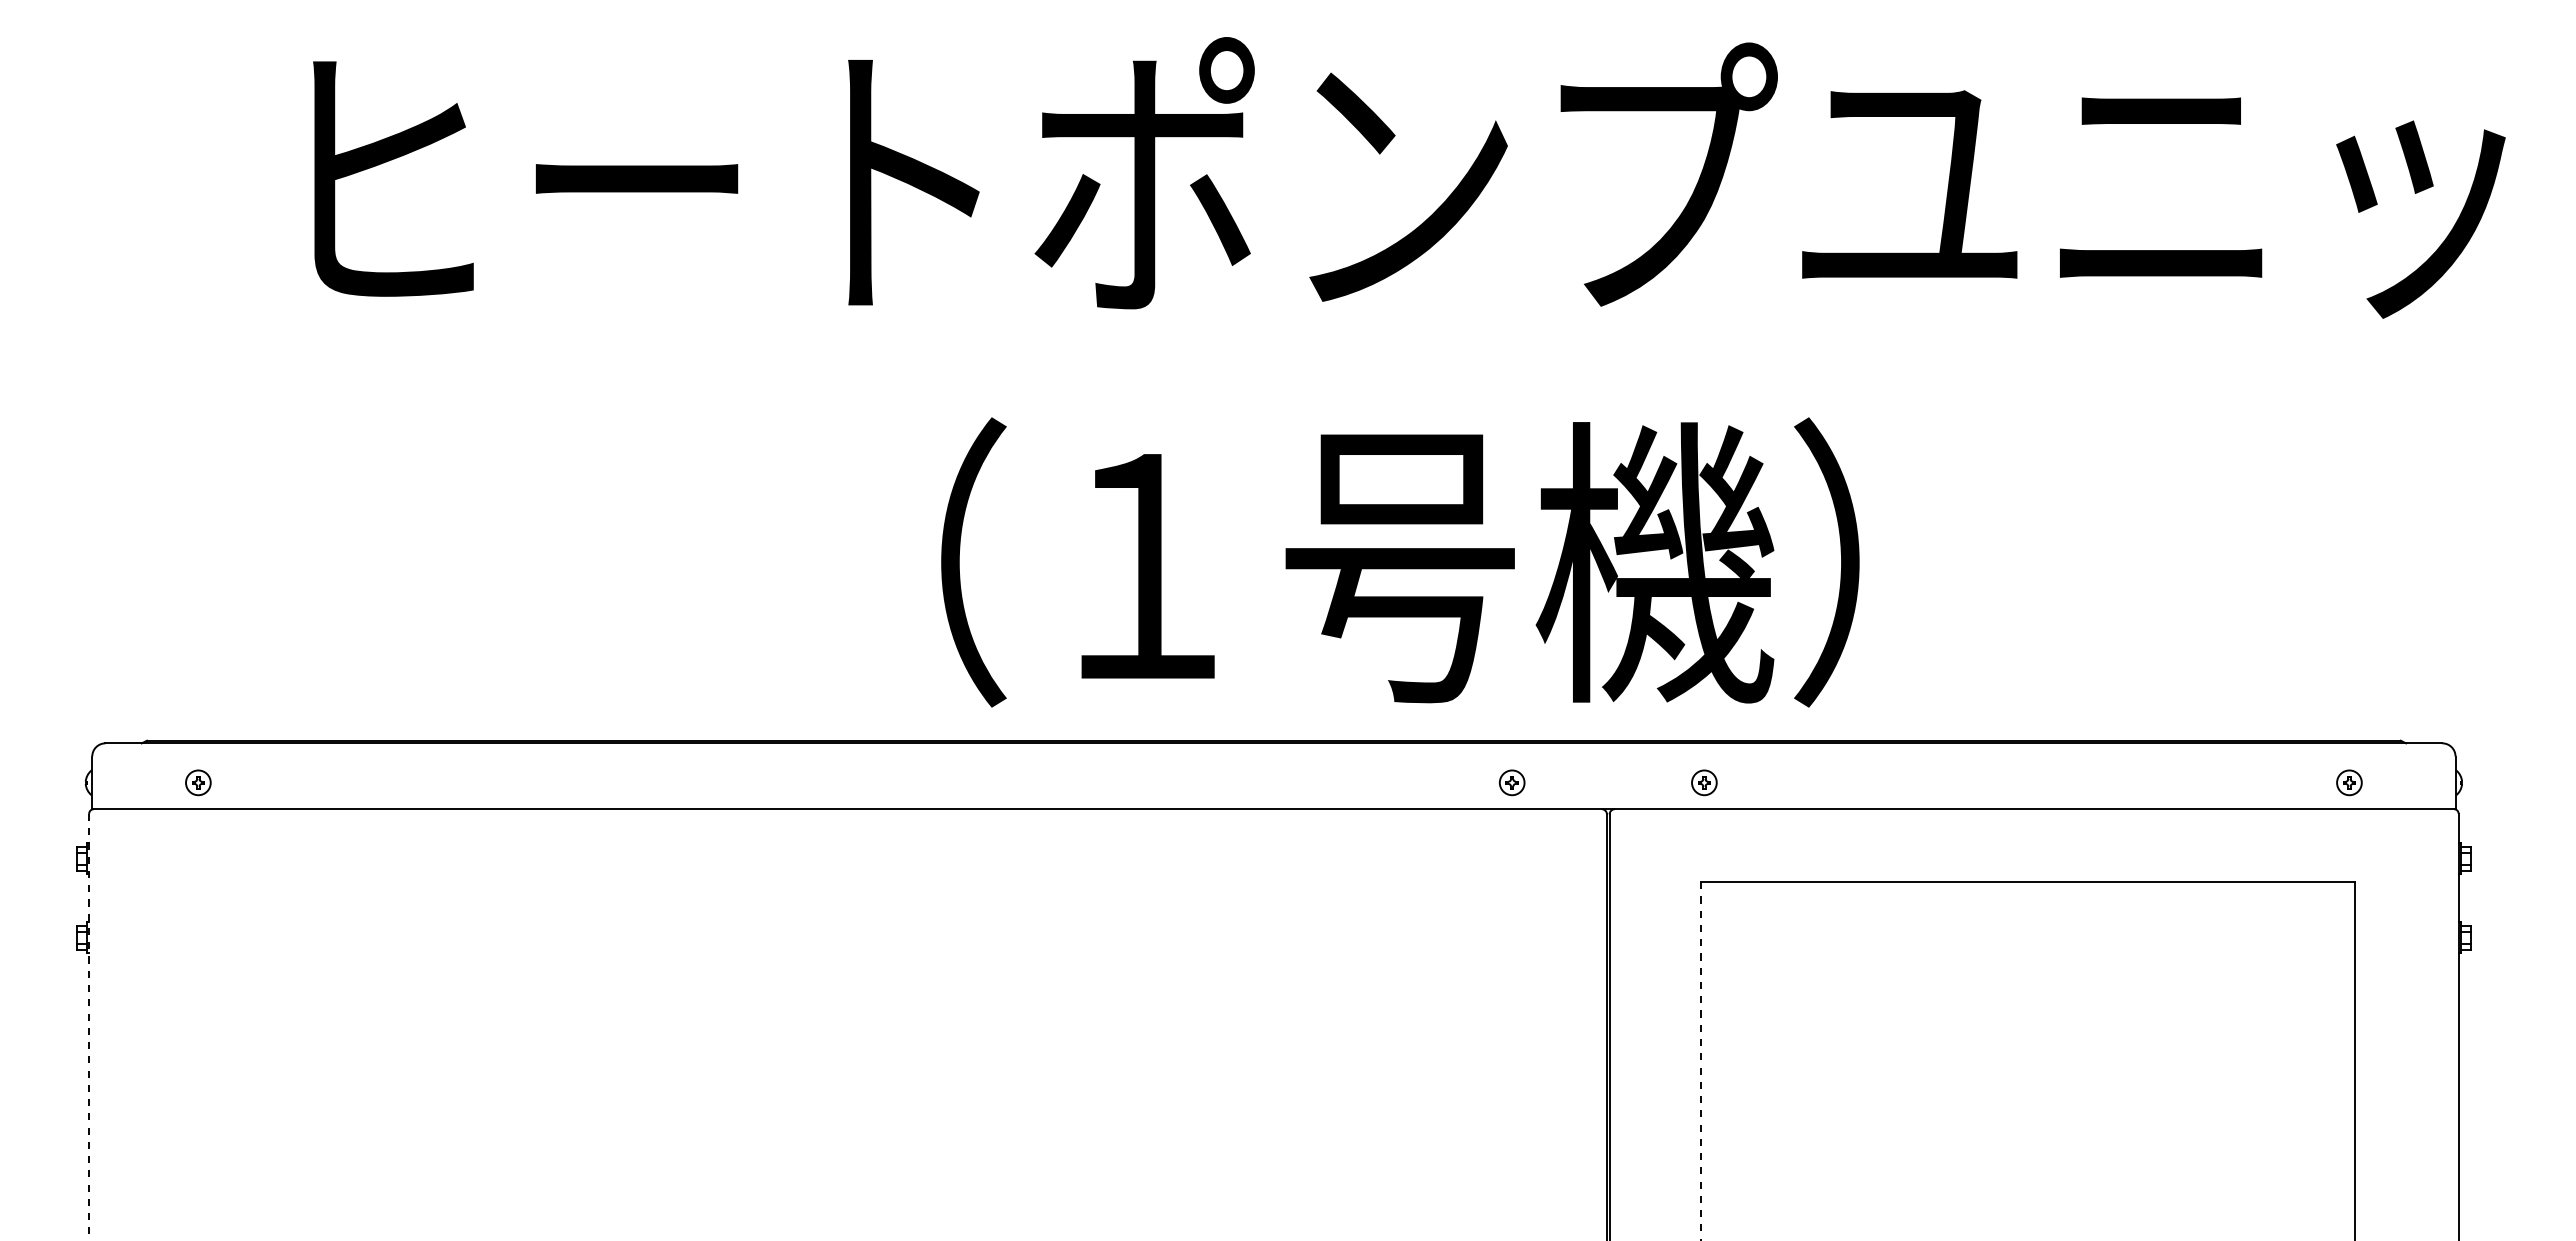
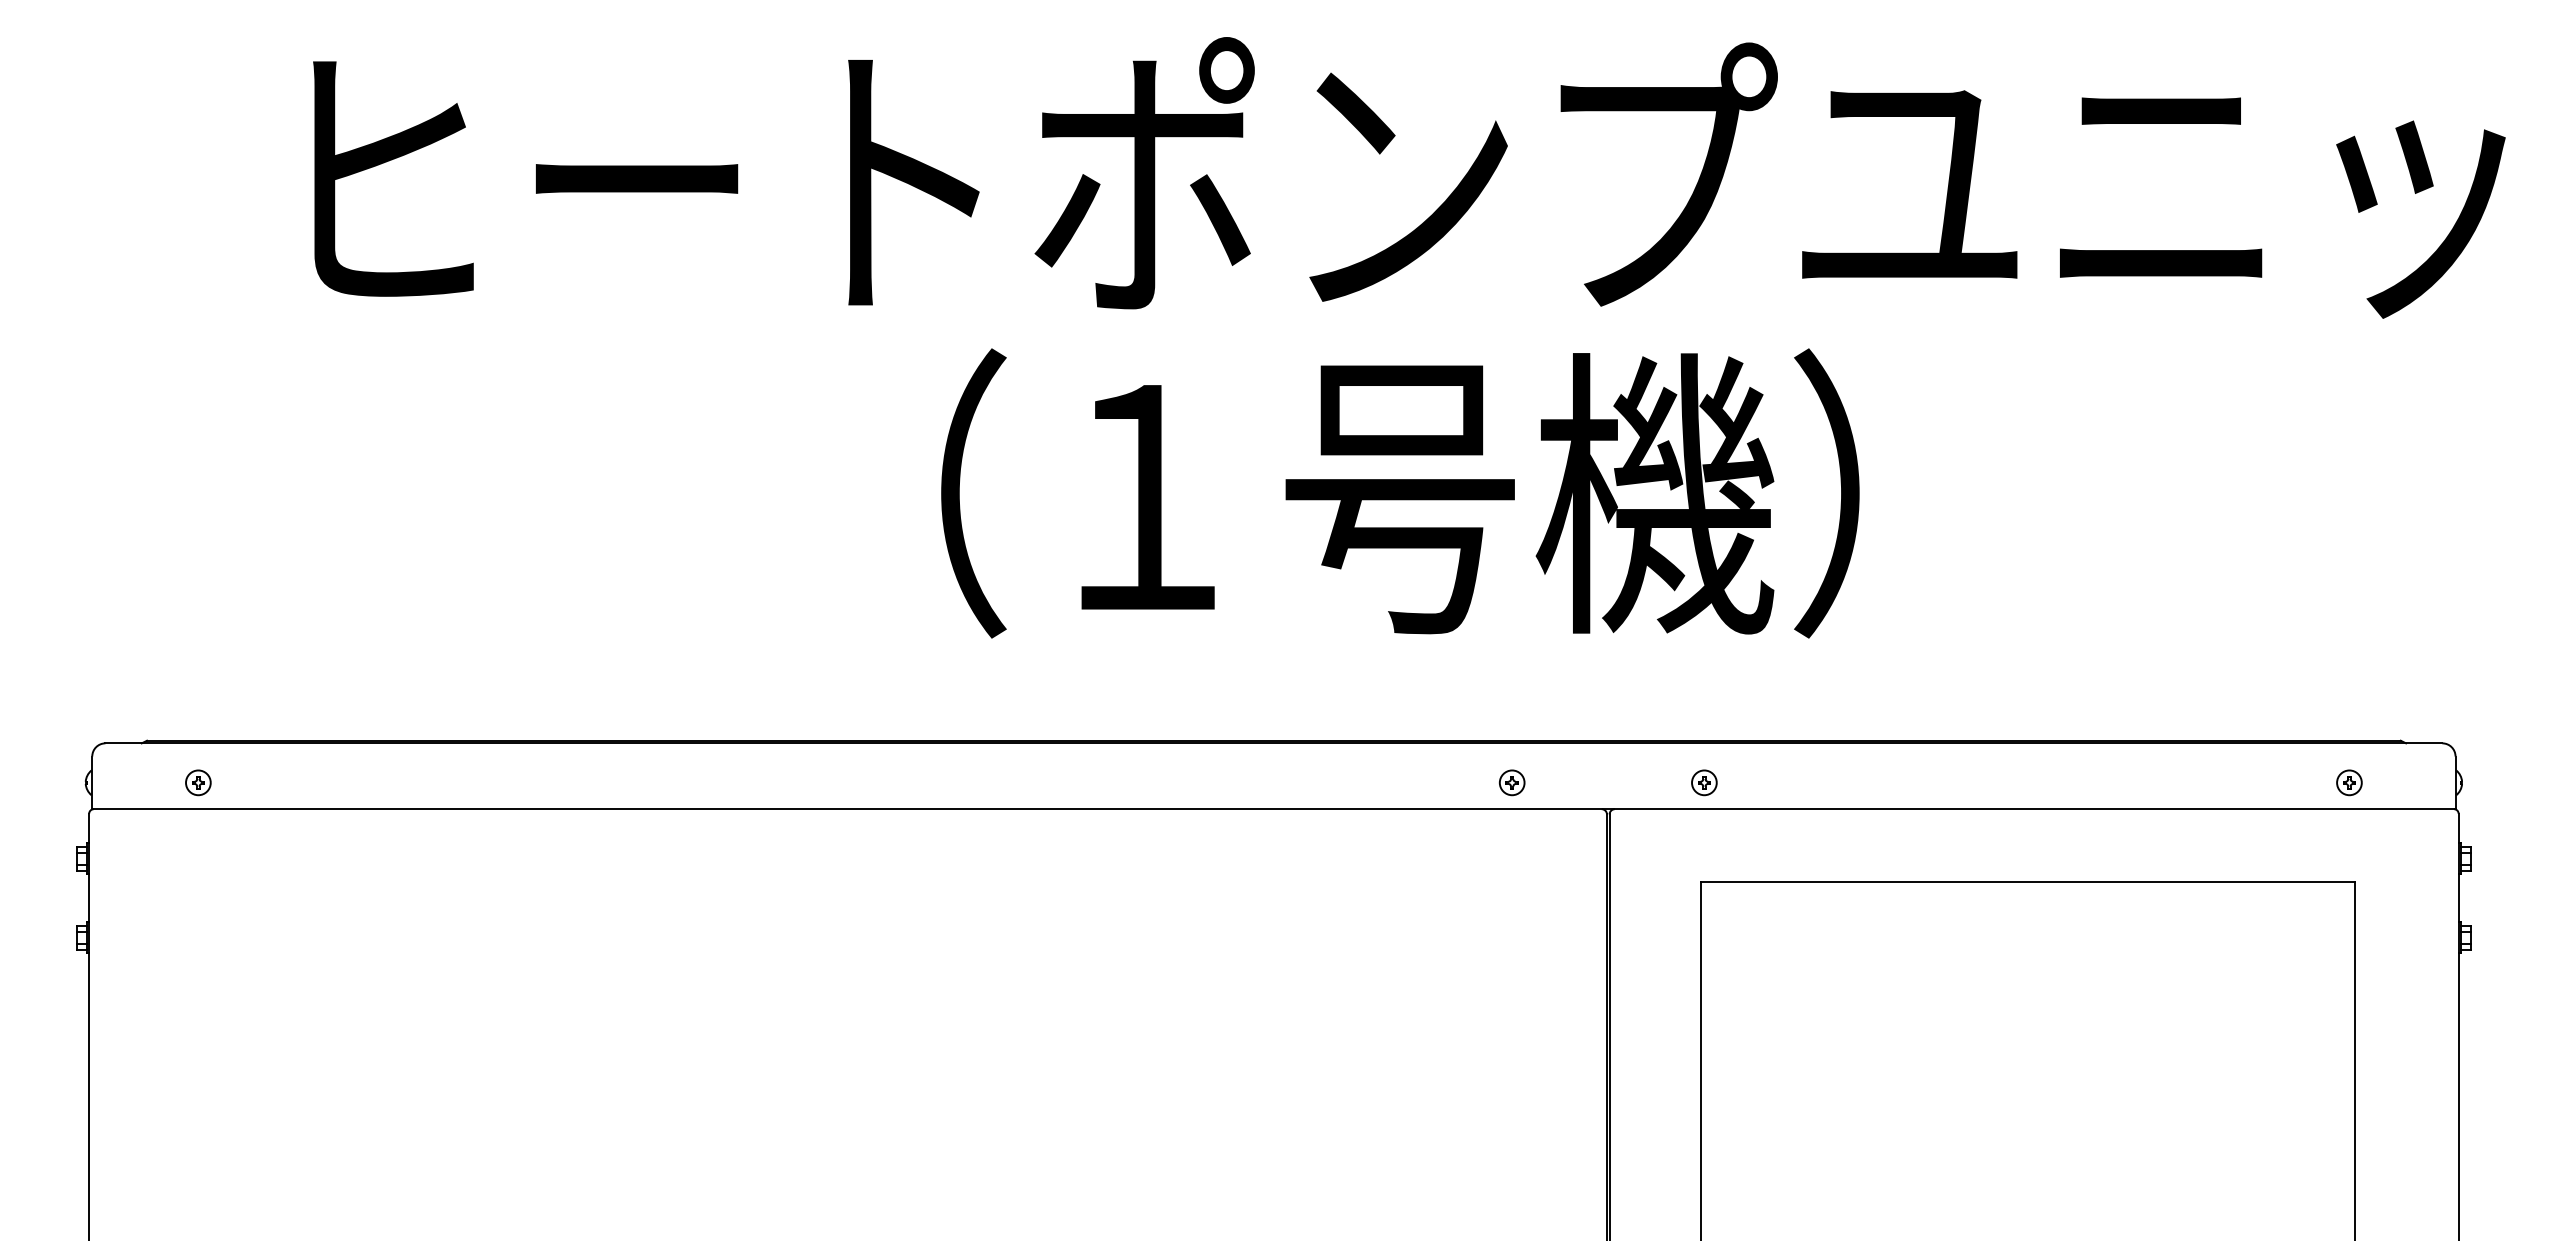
text position: (1400, 562) -> (1400, 493) (1400, 493)
line: dashed -> solid (89, 1027)
line: dashed -> solid (1701, 1061)
